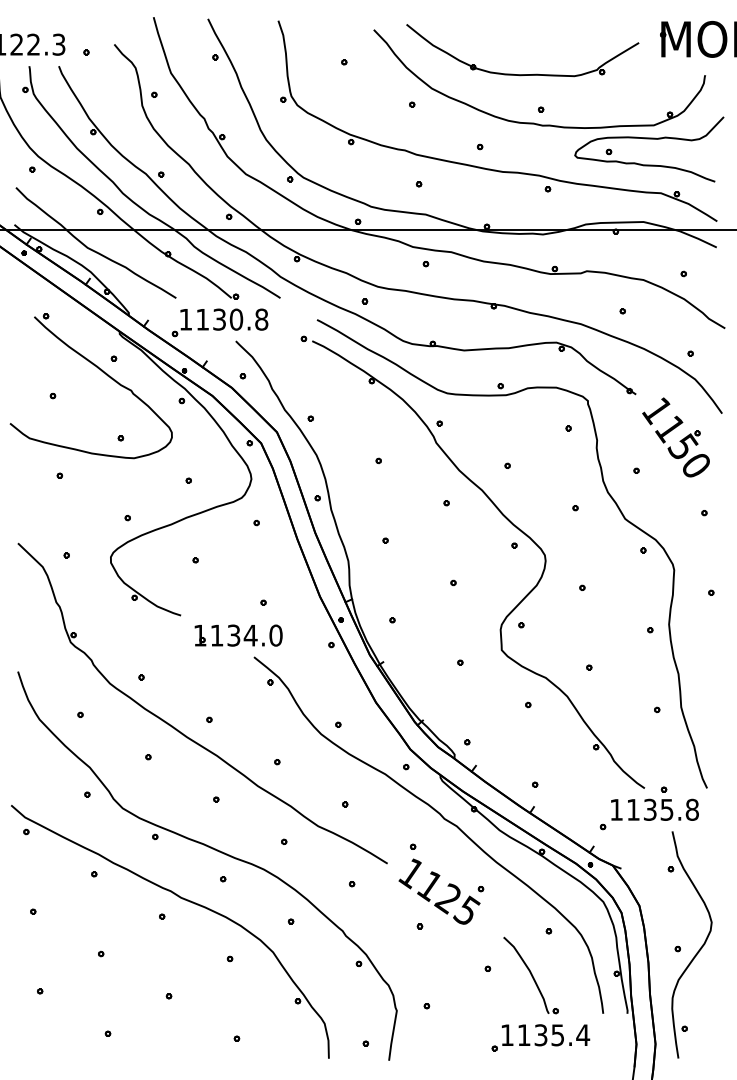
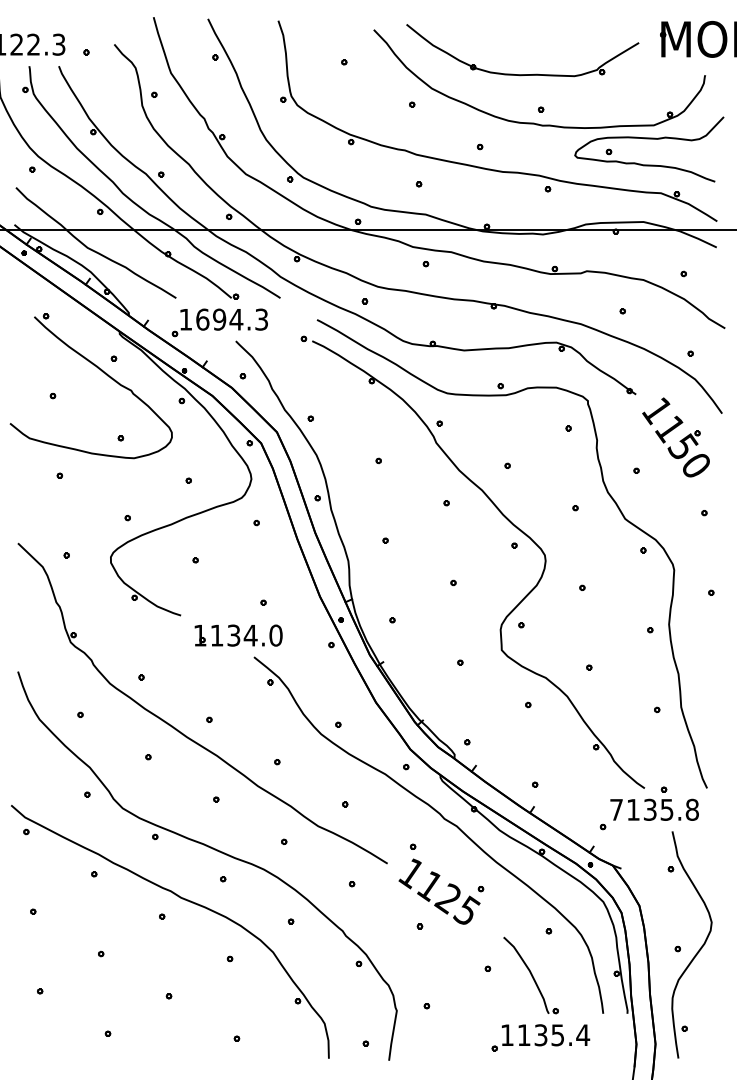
text: 1130.8 -> 1694.3 (232, 319)
text: 1135.8 -> 7135.8 (616, 809)
